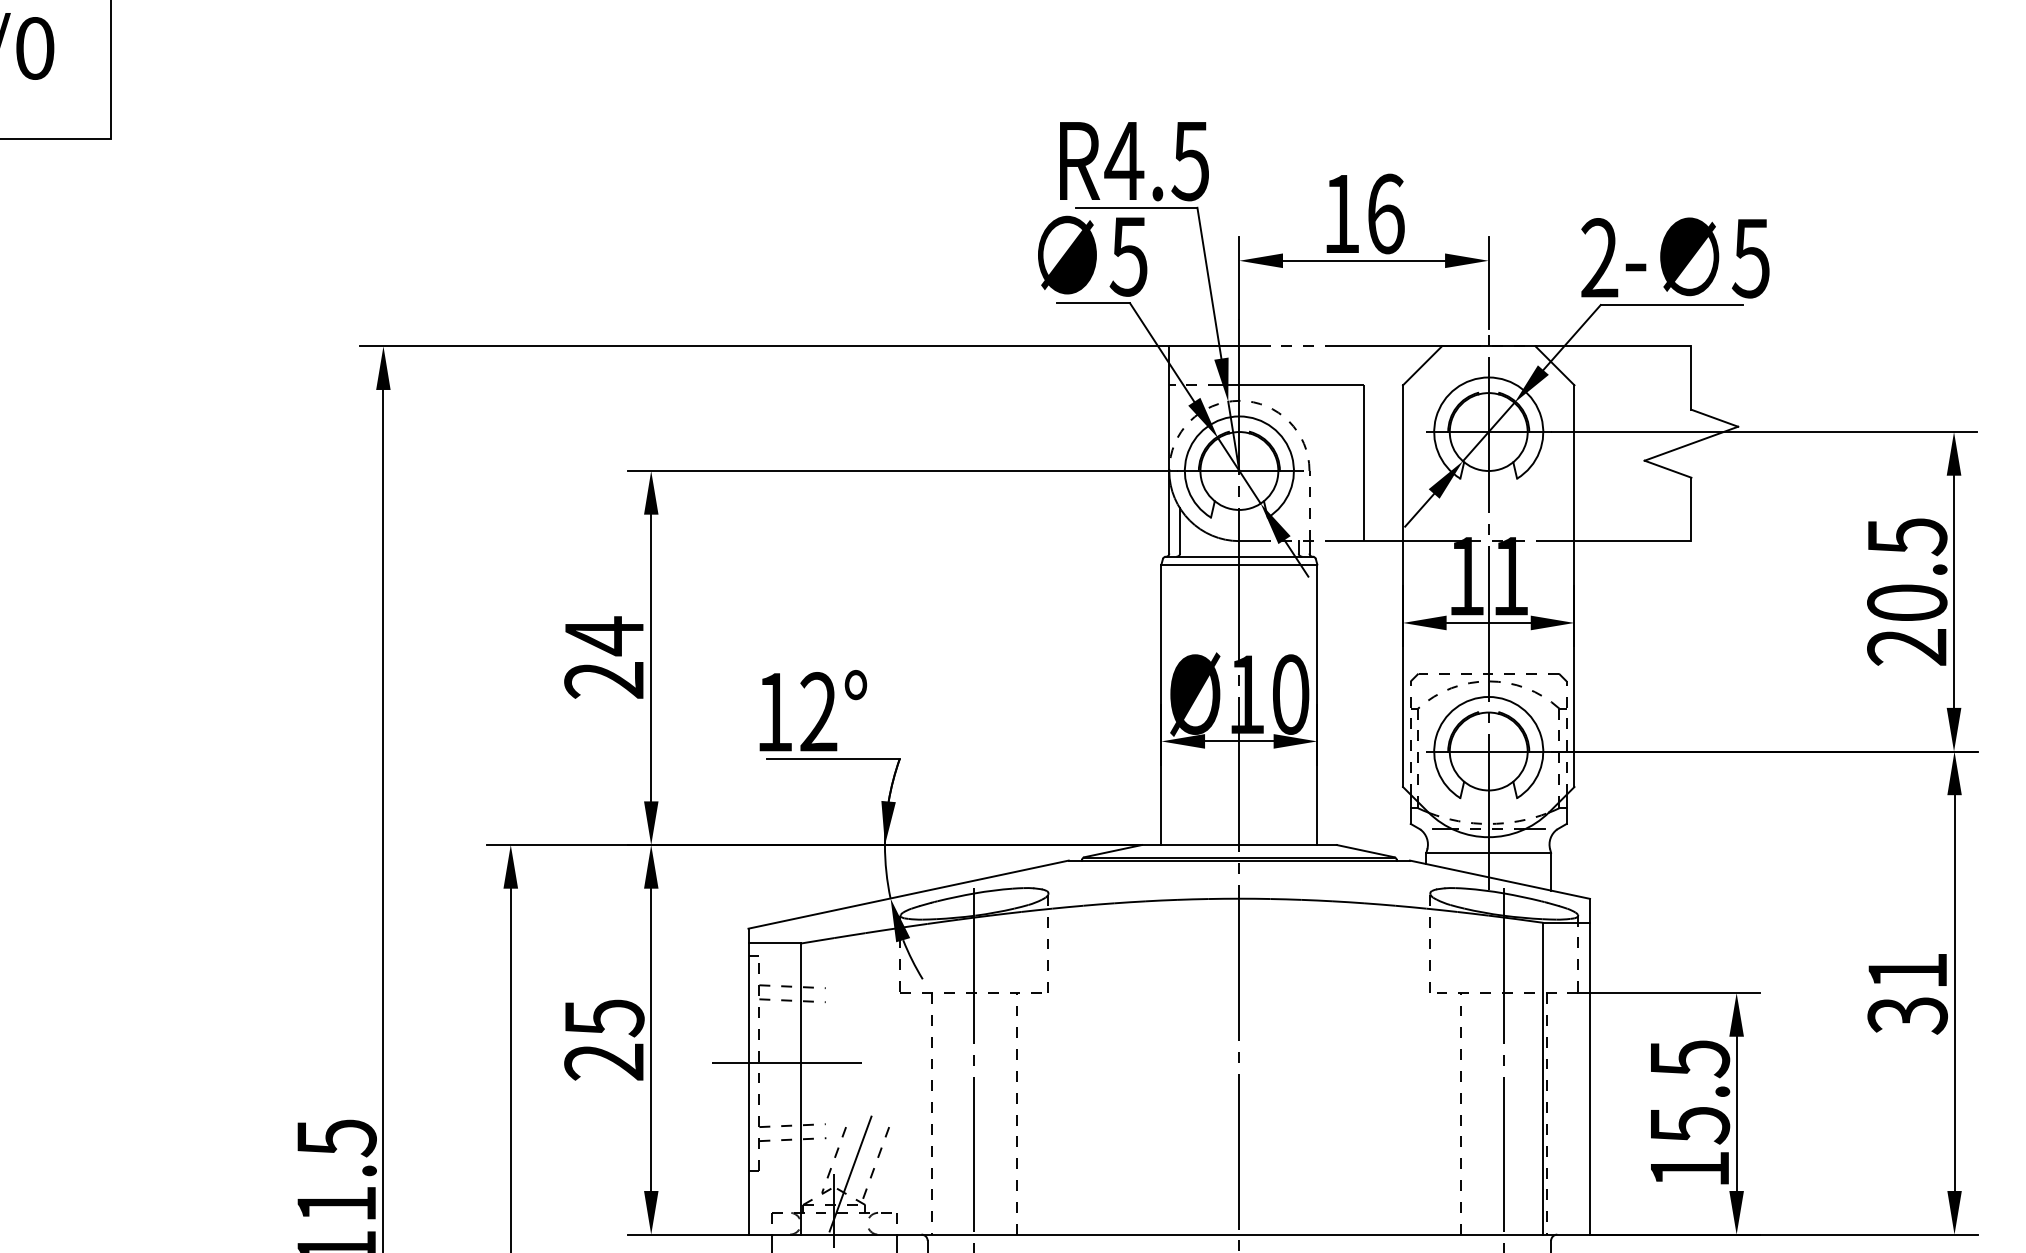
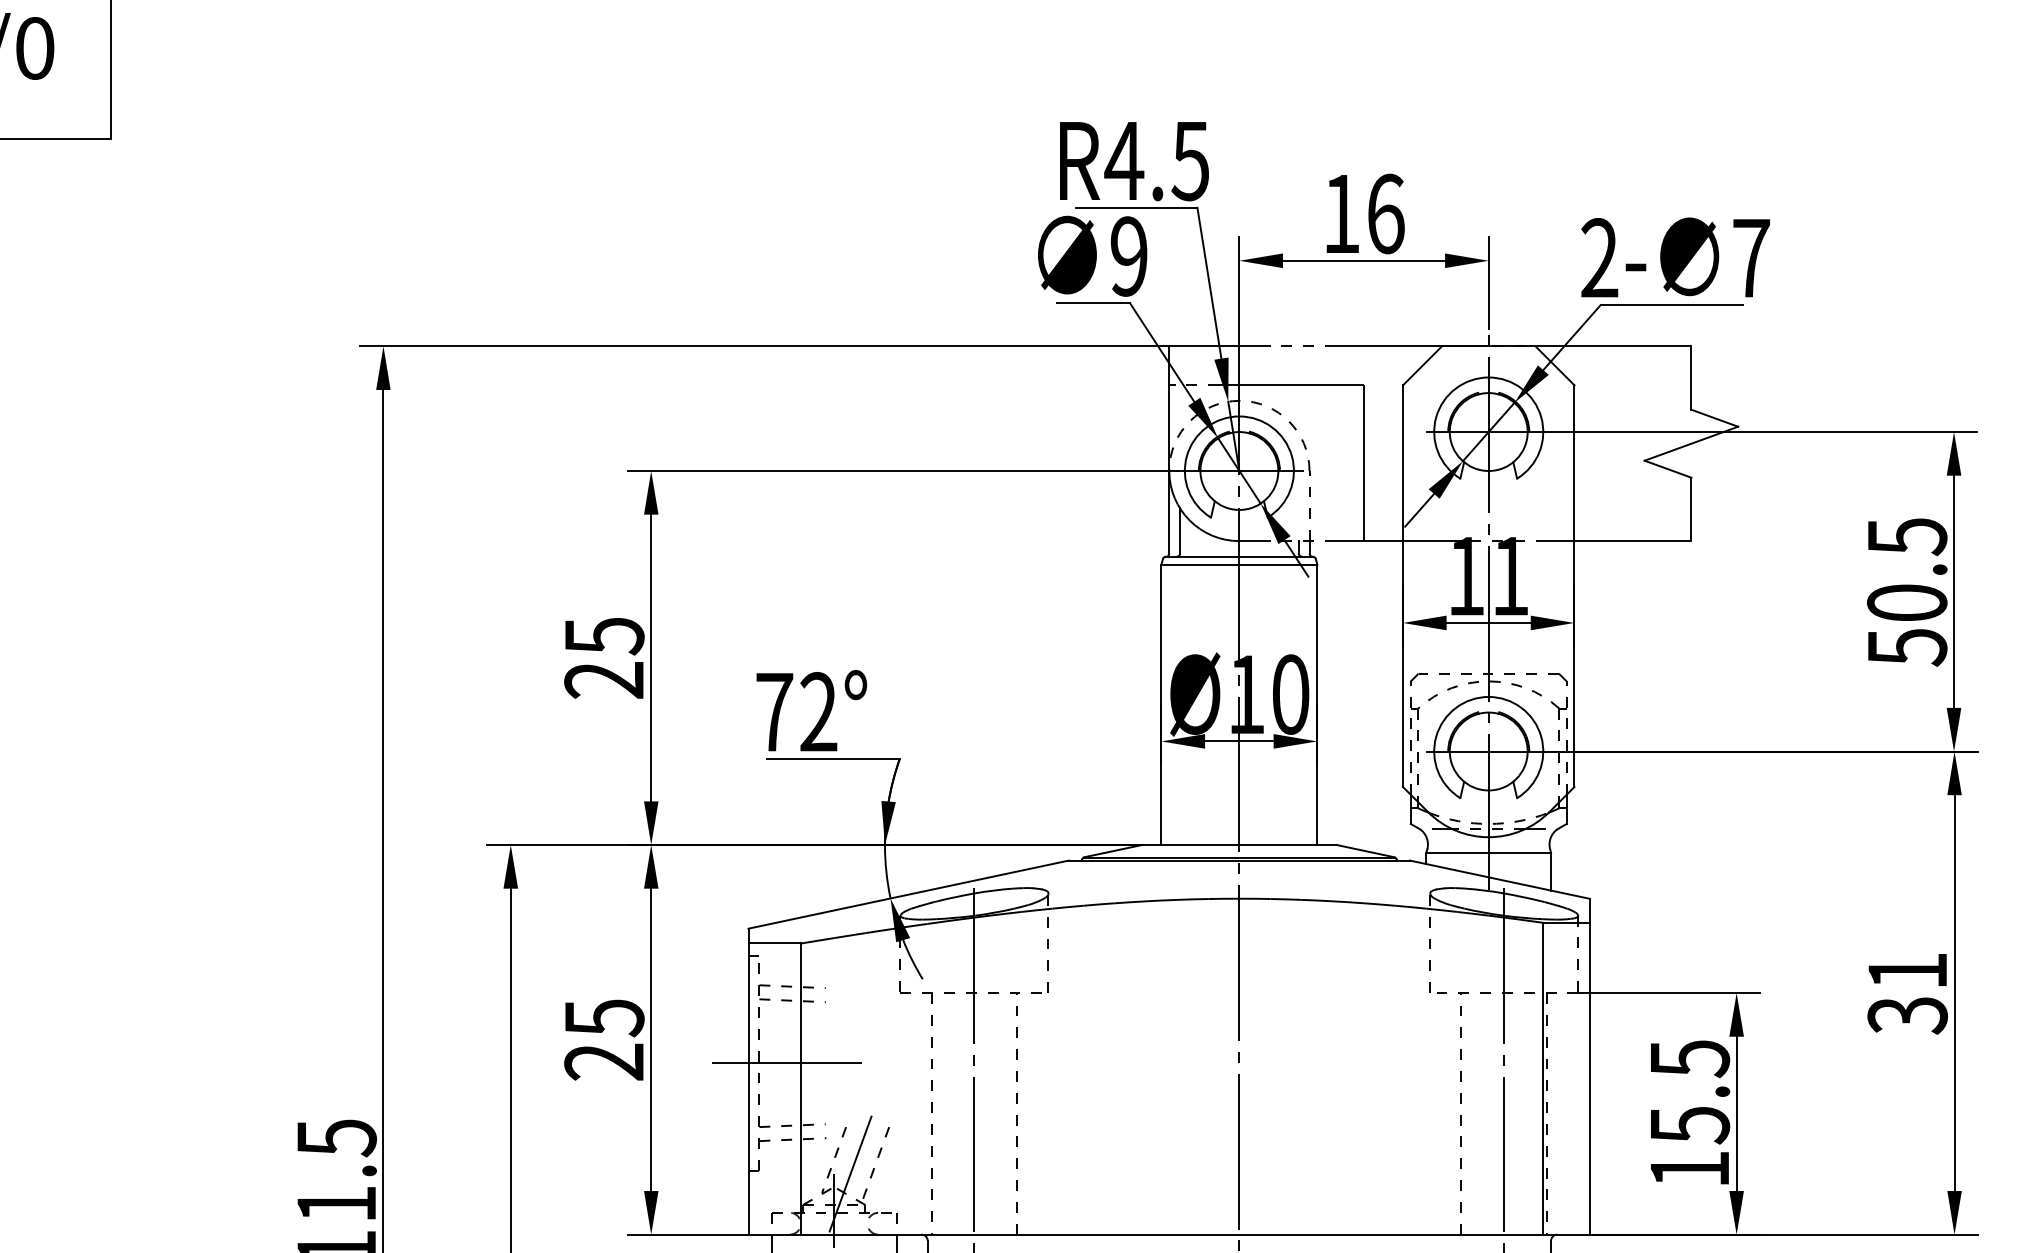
text: 5 -> 9 (1128, 256)
text: 5 -> 7 (1750, 258)
text: 24 -> 25 (604, 636)
text: 20.5 -> 50.5 (1907, 647)
text: 12° -> 72° (774, 712)
